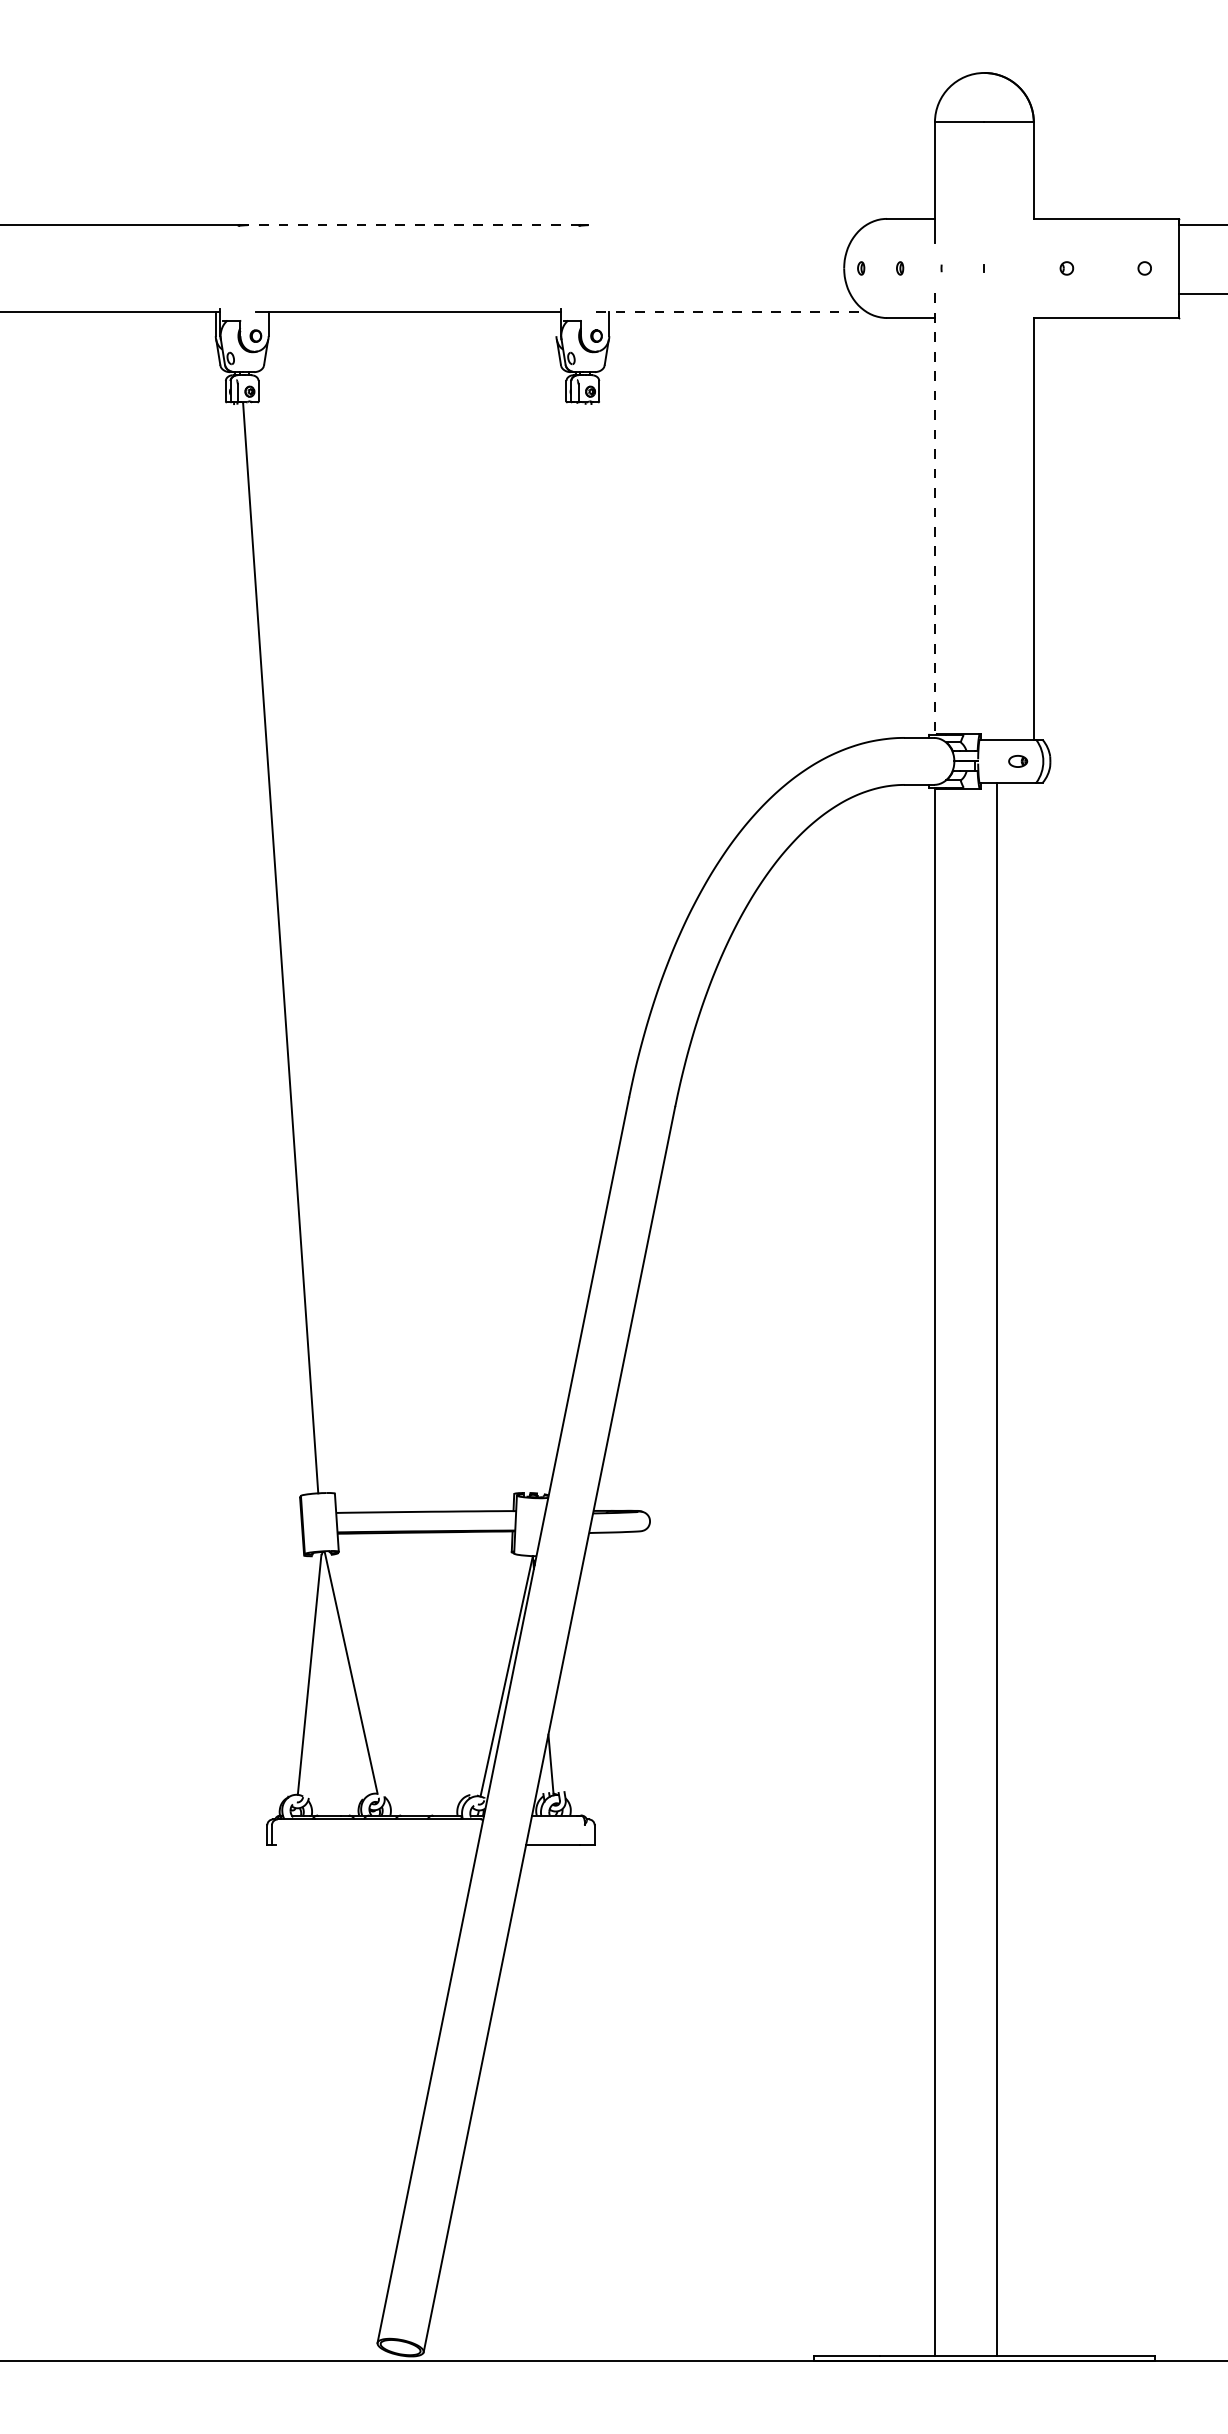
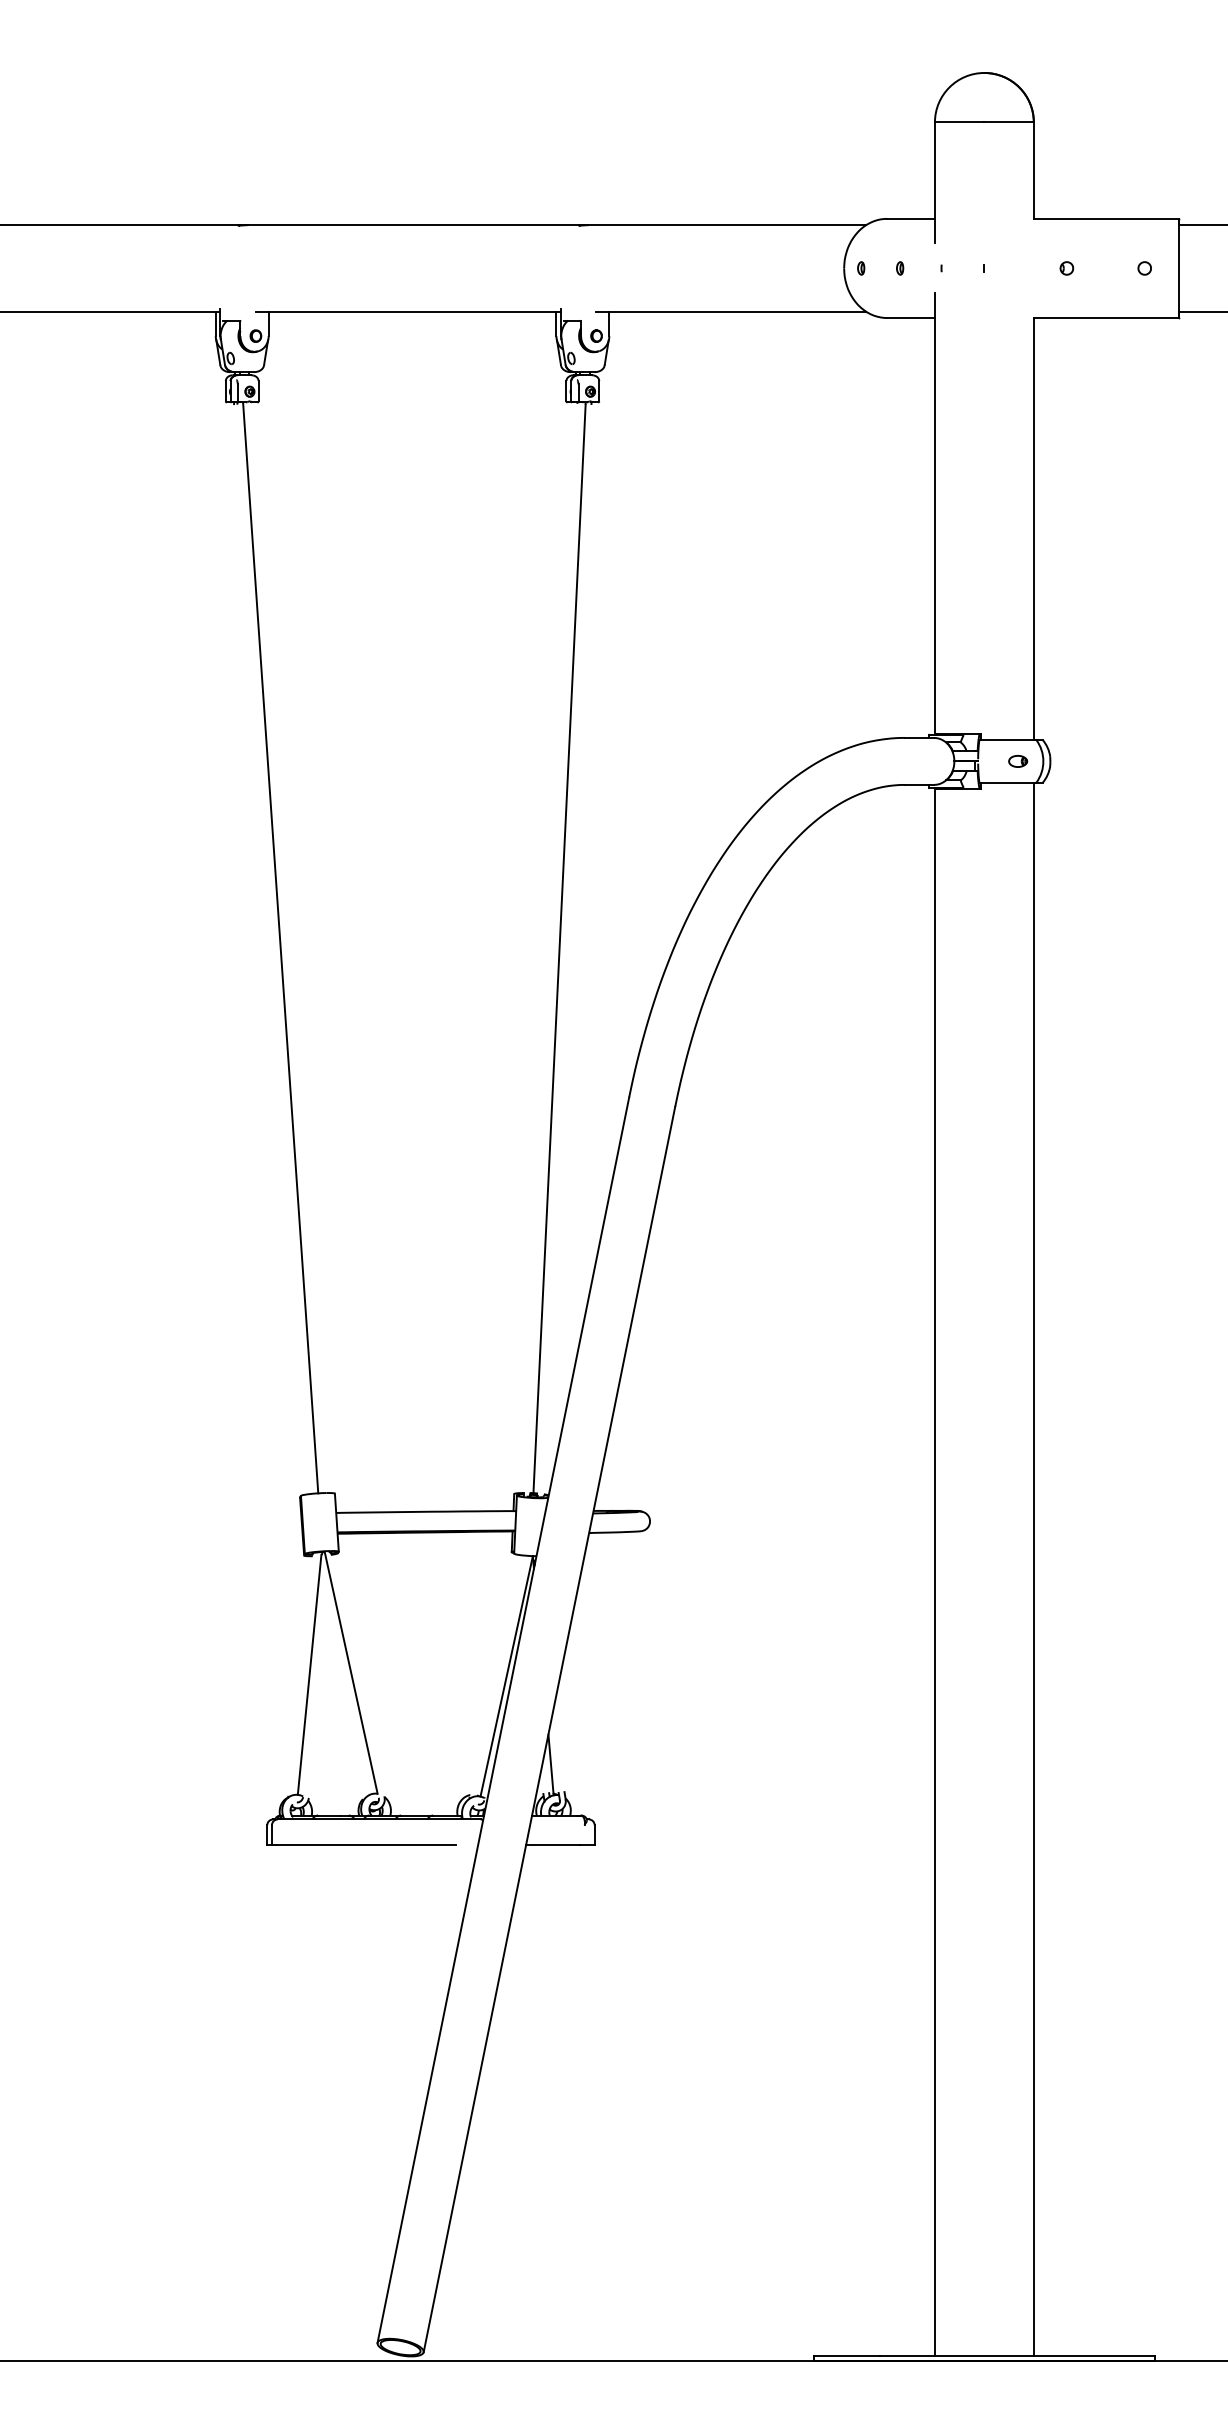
line: dashed -> solid (413, 225)
line: none -> present (727, 225)
line position: (1201, 293) -> (1201, 311) (1201, 311)
line: dashed -> solid (731, 311)
line: none -> present (556, 323)
line: dashed -> solid (934, 514)
line: none -> present (559, 949)
line position: (996, 1569) -> (1033, 1569) (1033, 1569)
line: none -> present (365, 1844)
